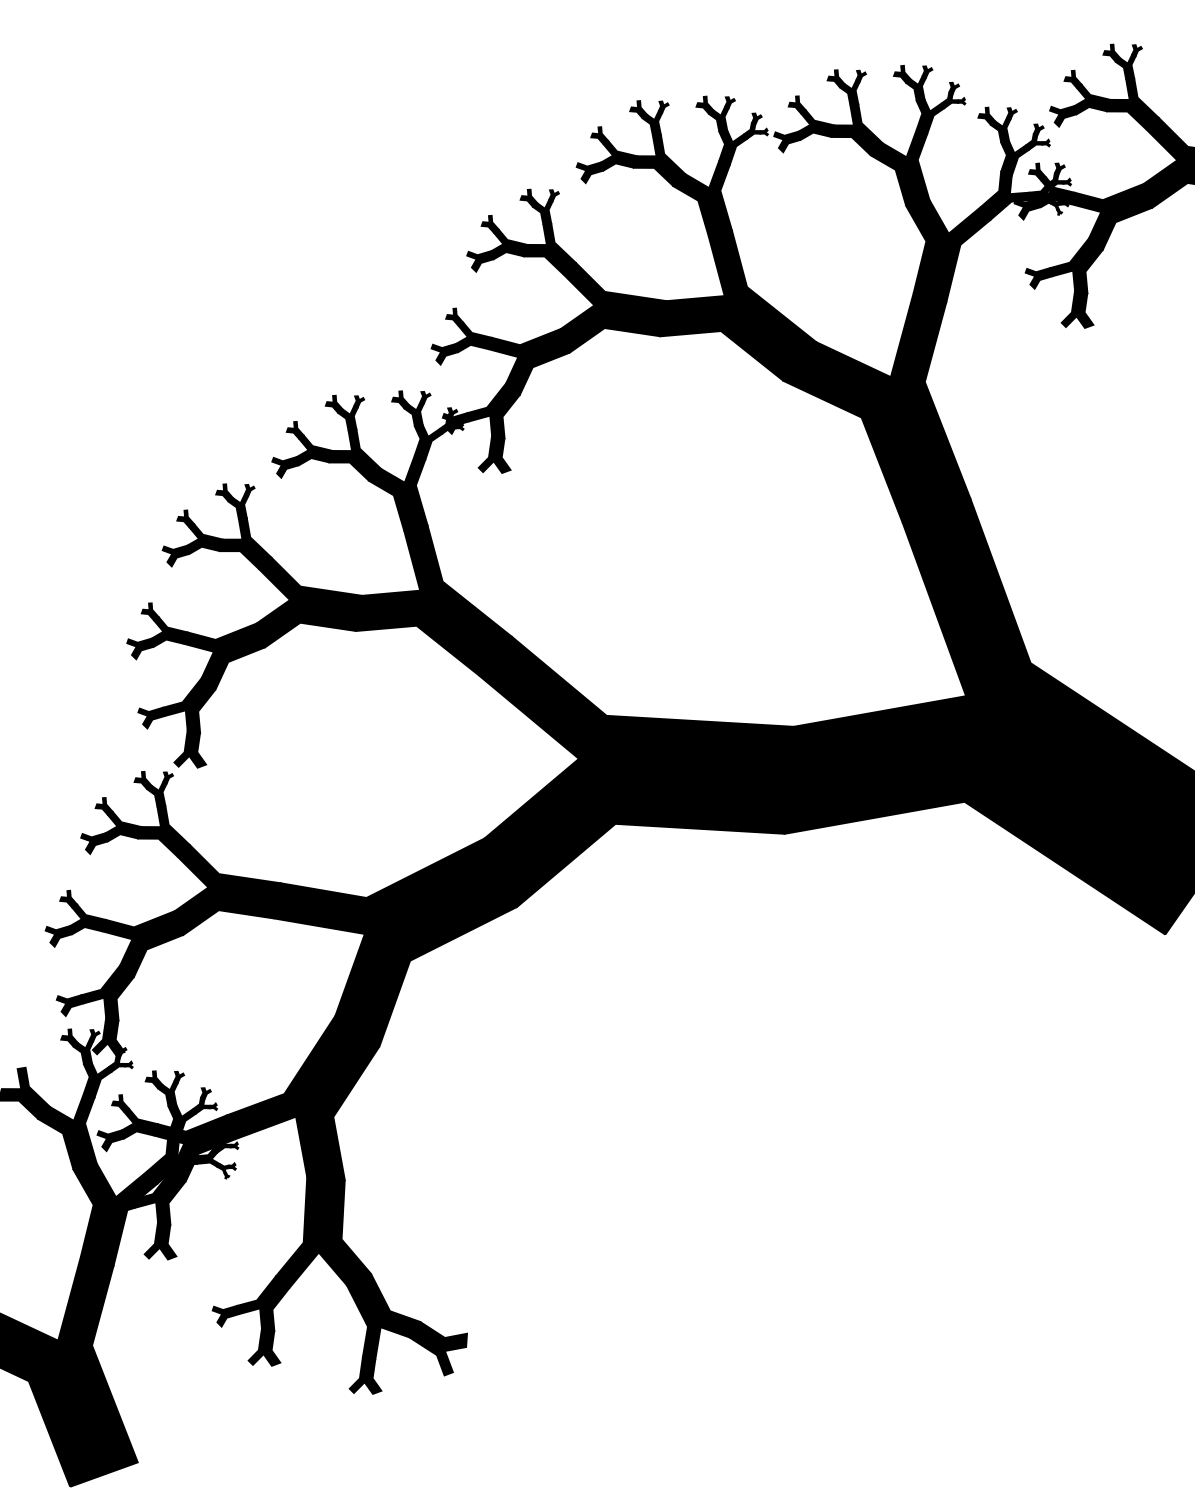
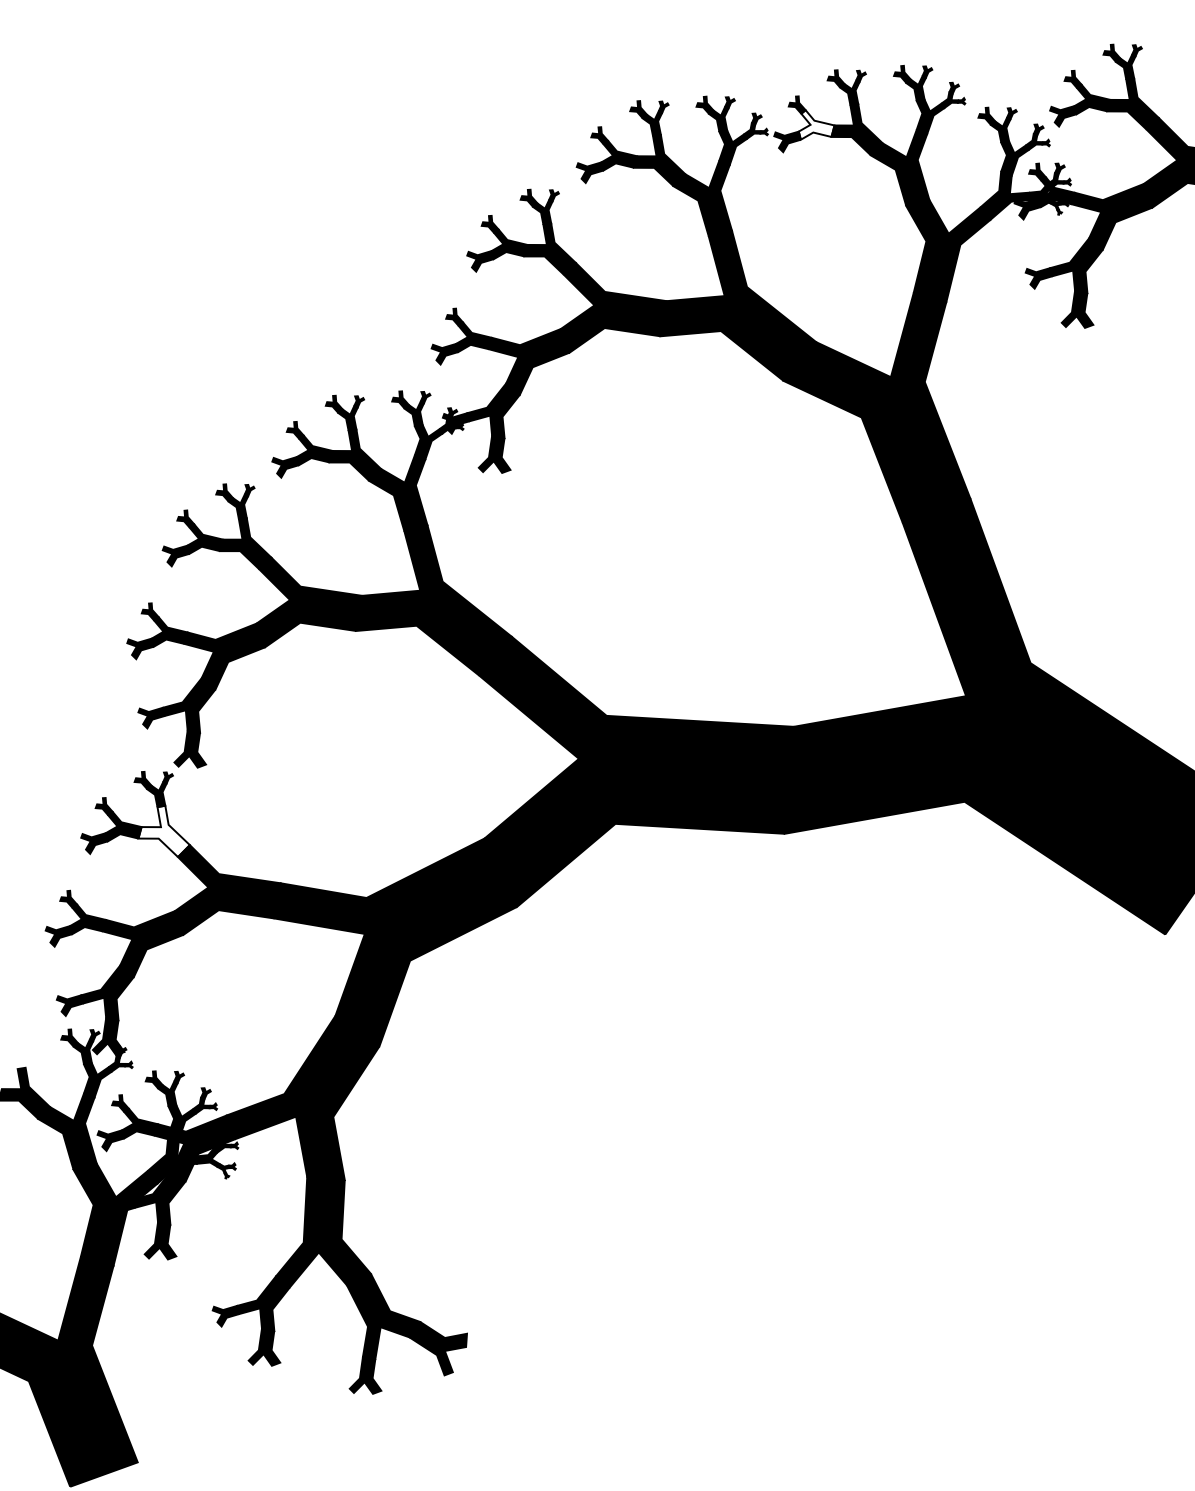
fill: present -> none (816, 124)
fill: present -> none (163, 831)
